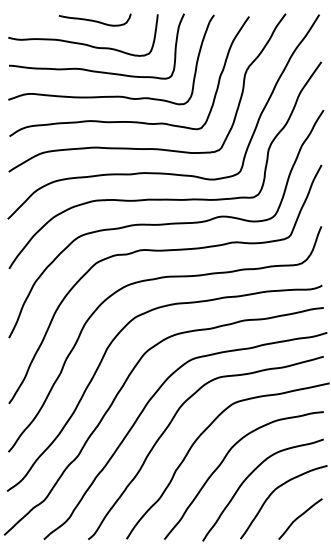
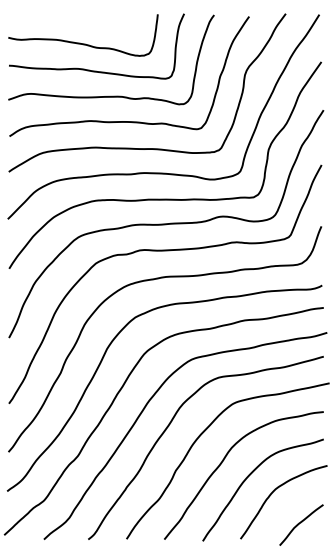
curve: present -> none (94, 20)
curve position: (300, 517) -> (301, 523) (301, 523)
